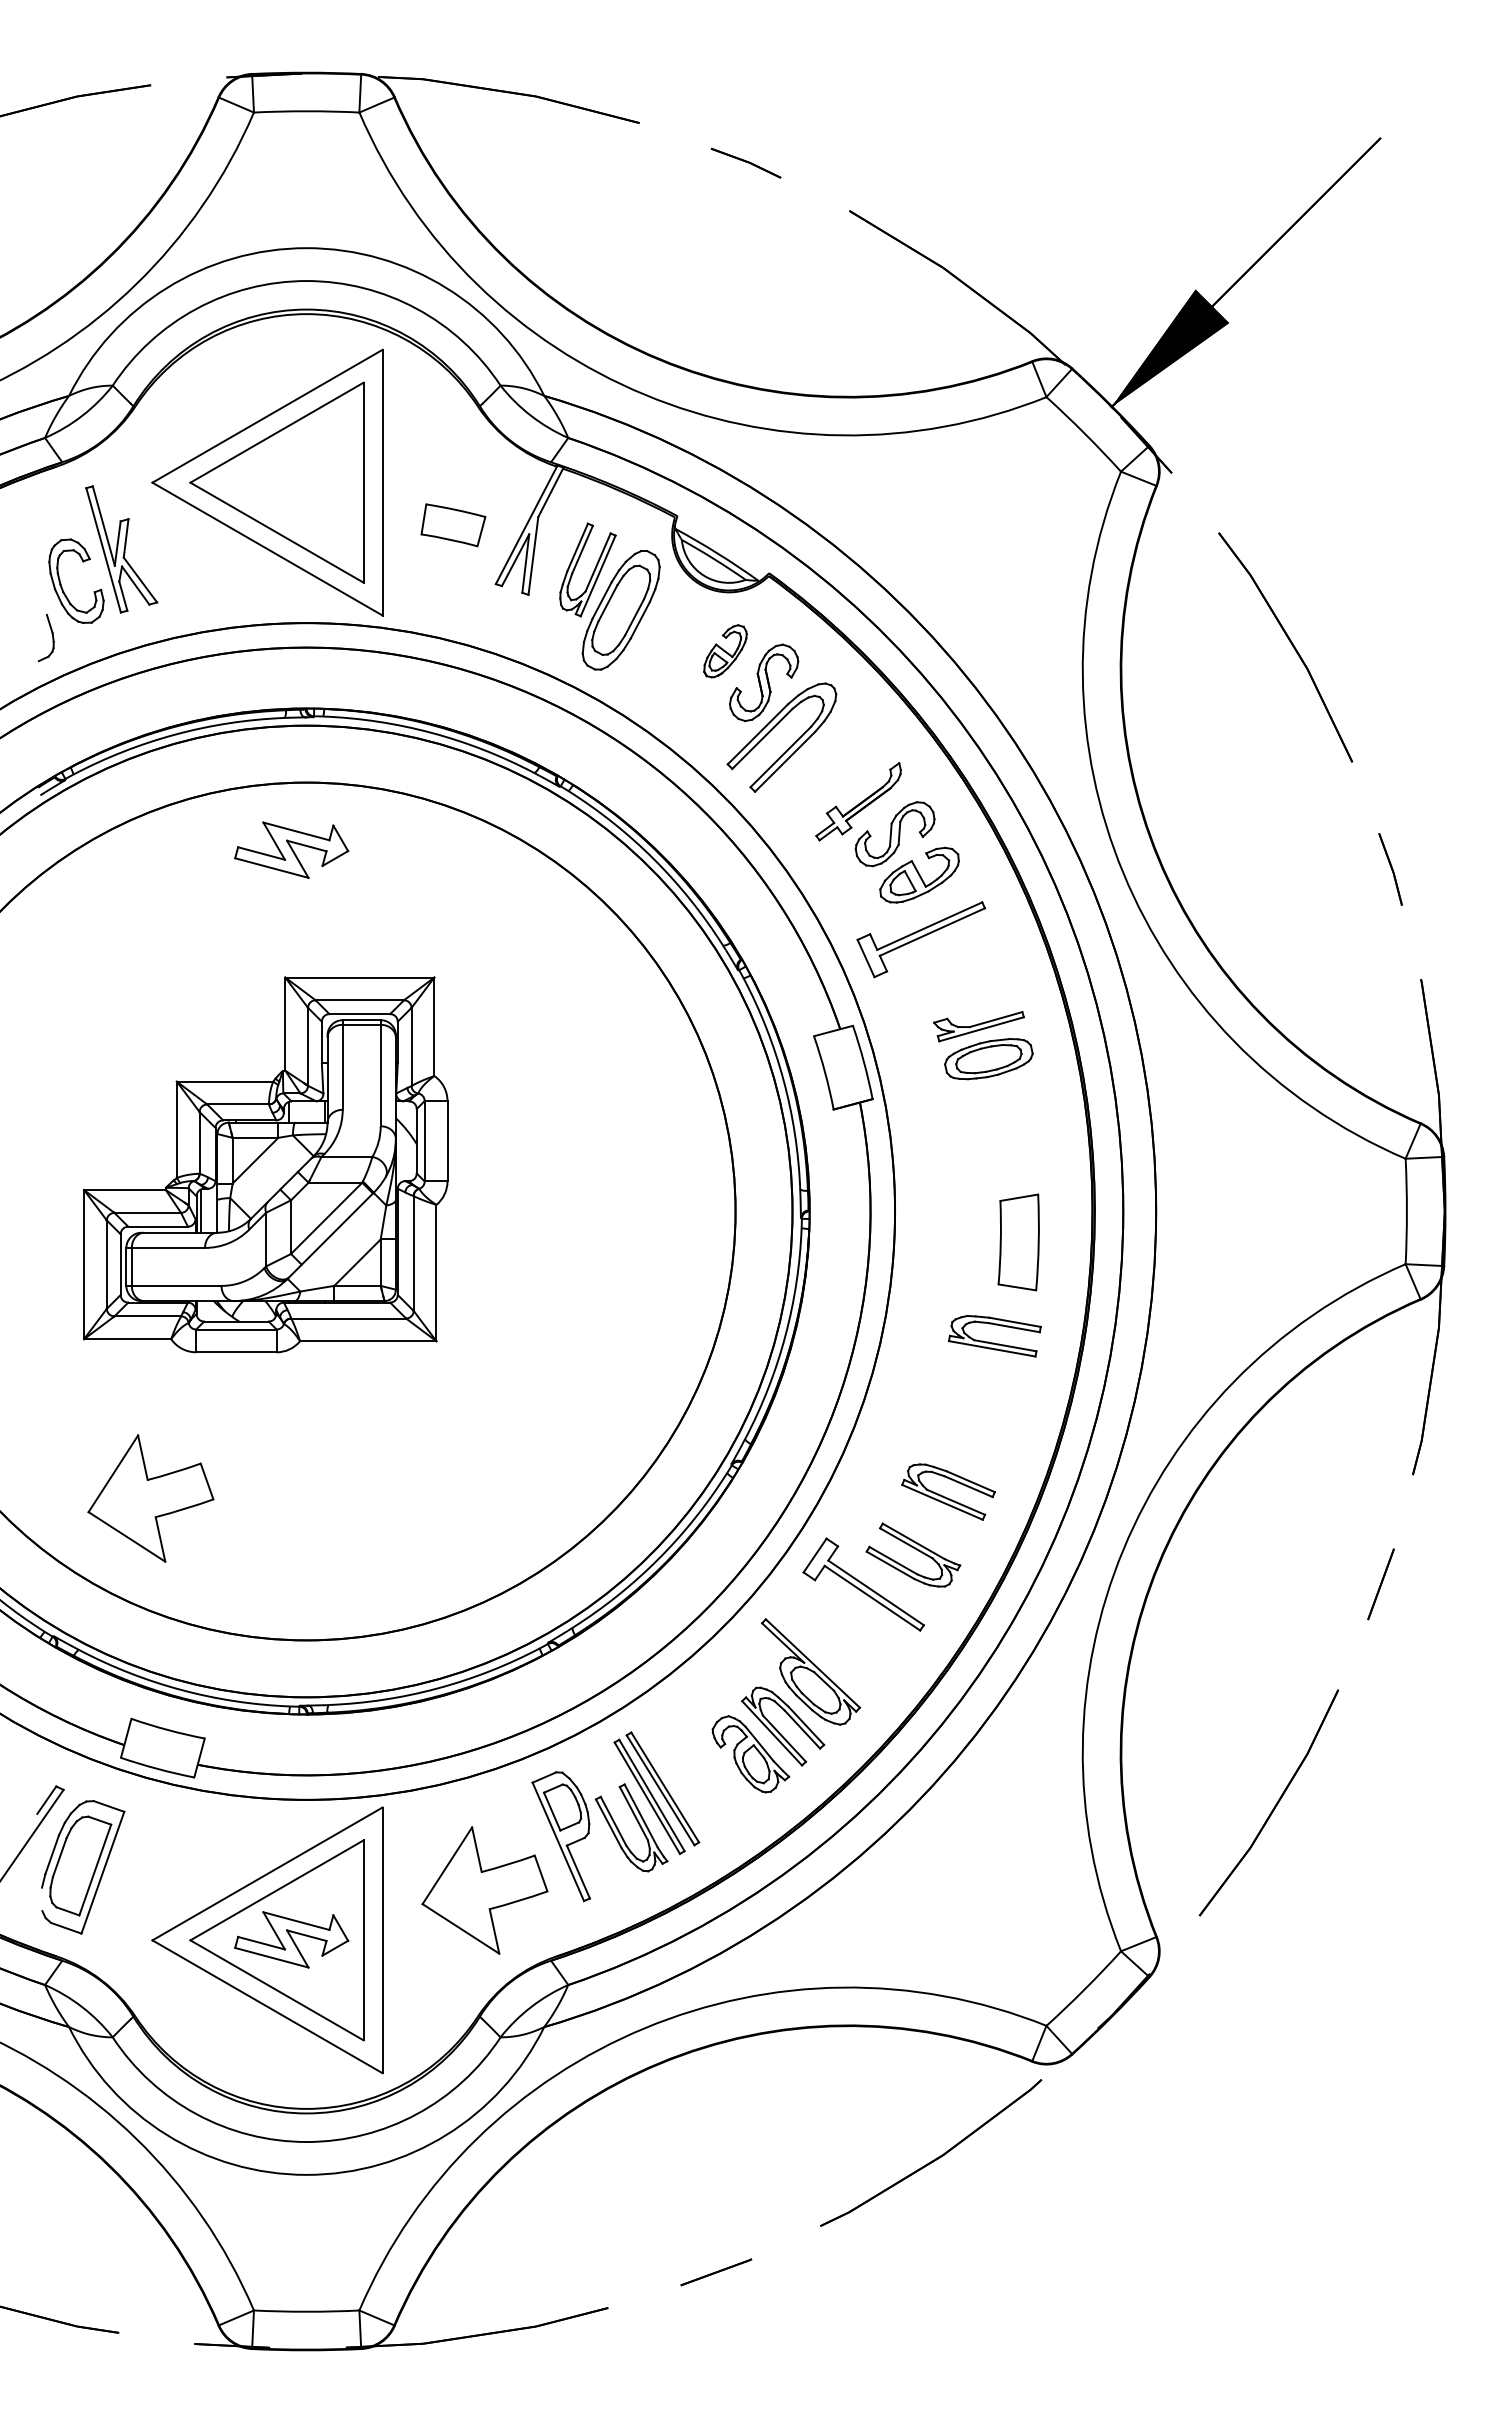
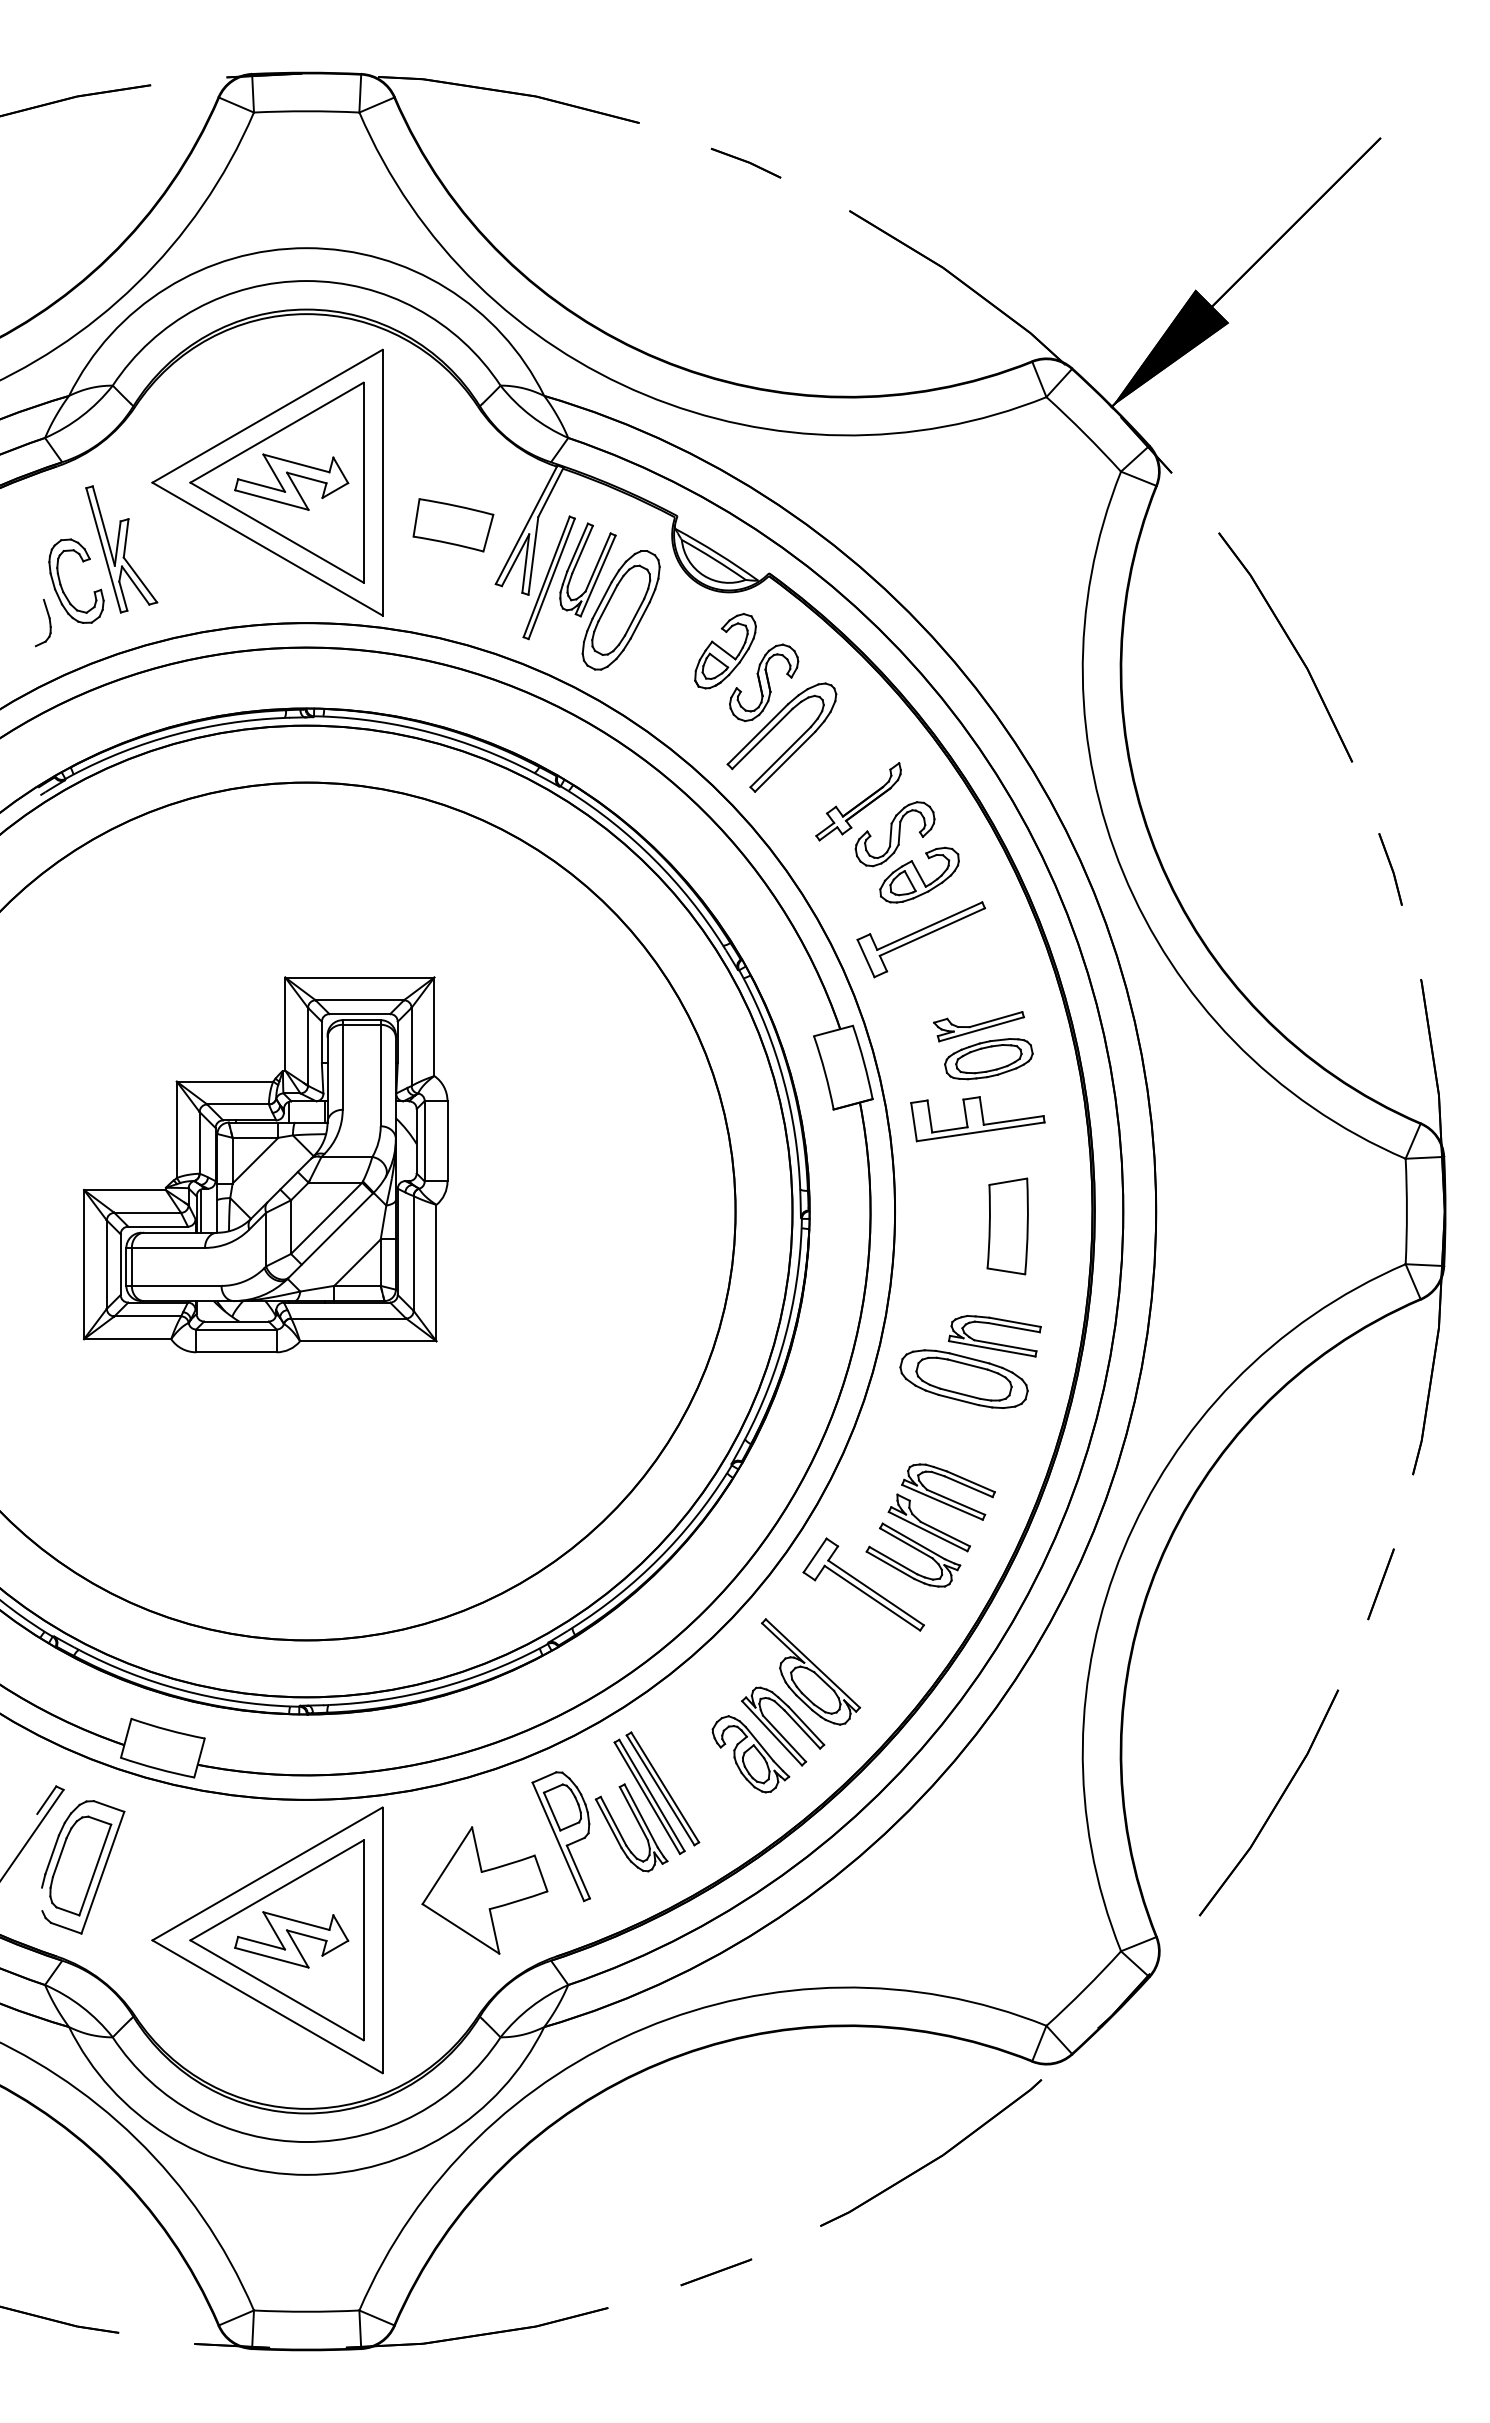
part size: 67x45 px -> 83x55 px (453, 525)
part: none -> present (548, 577)
part position: (51, 634) -> (48, 619) (48, 619)
part size: 45x55 px -> 63x77 px (725, 651)
part position: (291, 849) -> (291, 481) (291, 481)
part: none -> present (977, 1119)
part position: (1018, 1242) -> (1007, 1226) (1007, 1226)
part: none -> present (963, 1378)
part: present -> none (150, 1498)
part: none -> present (928, 1522)
